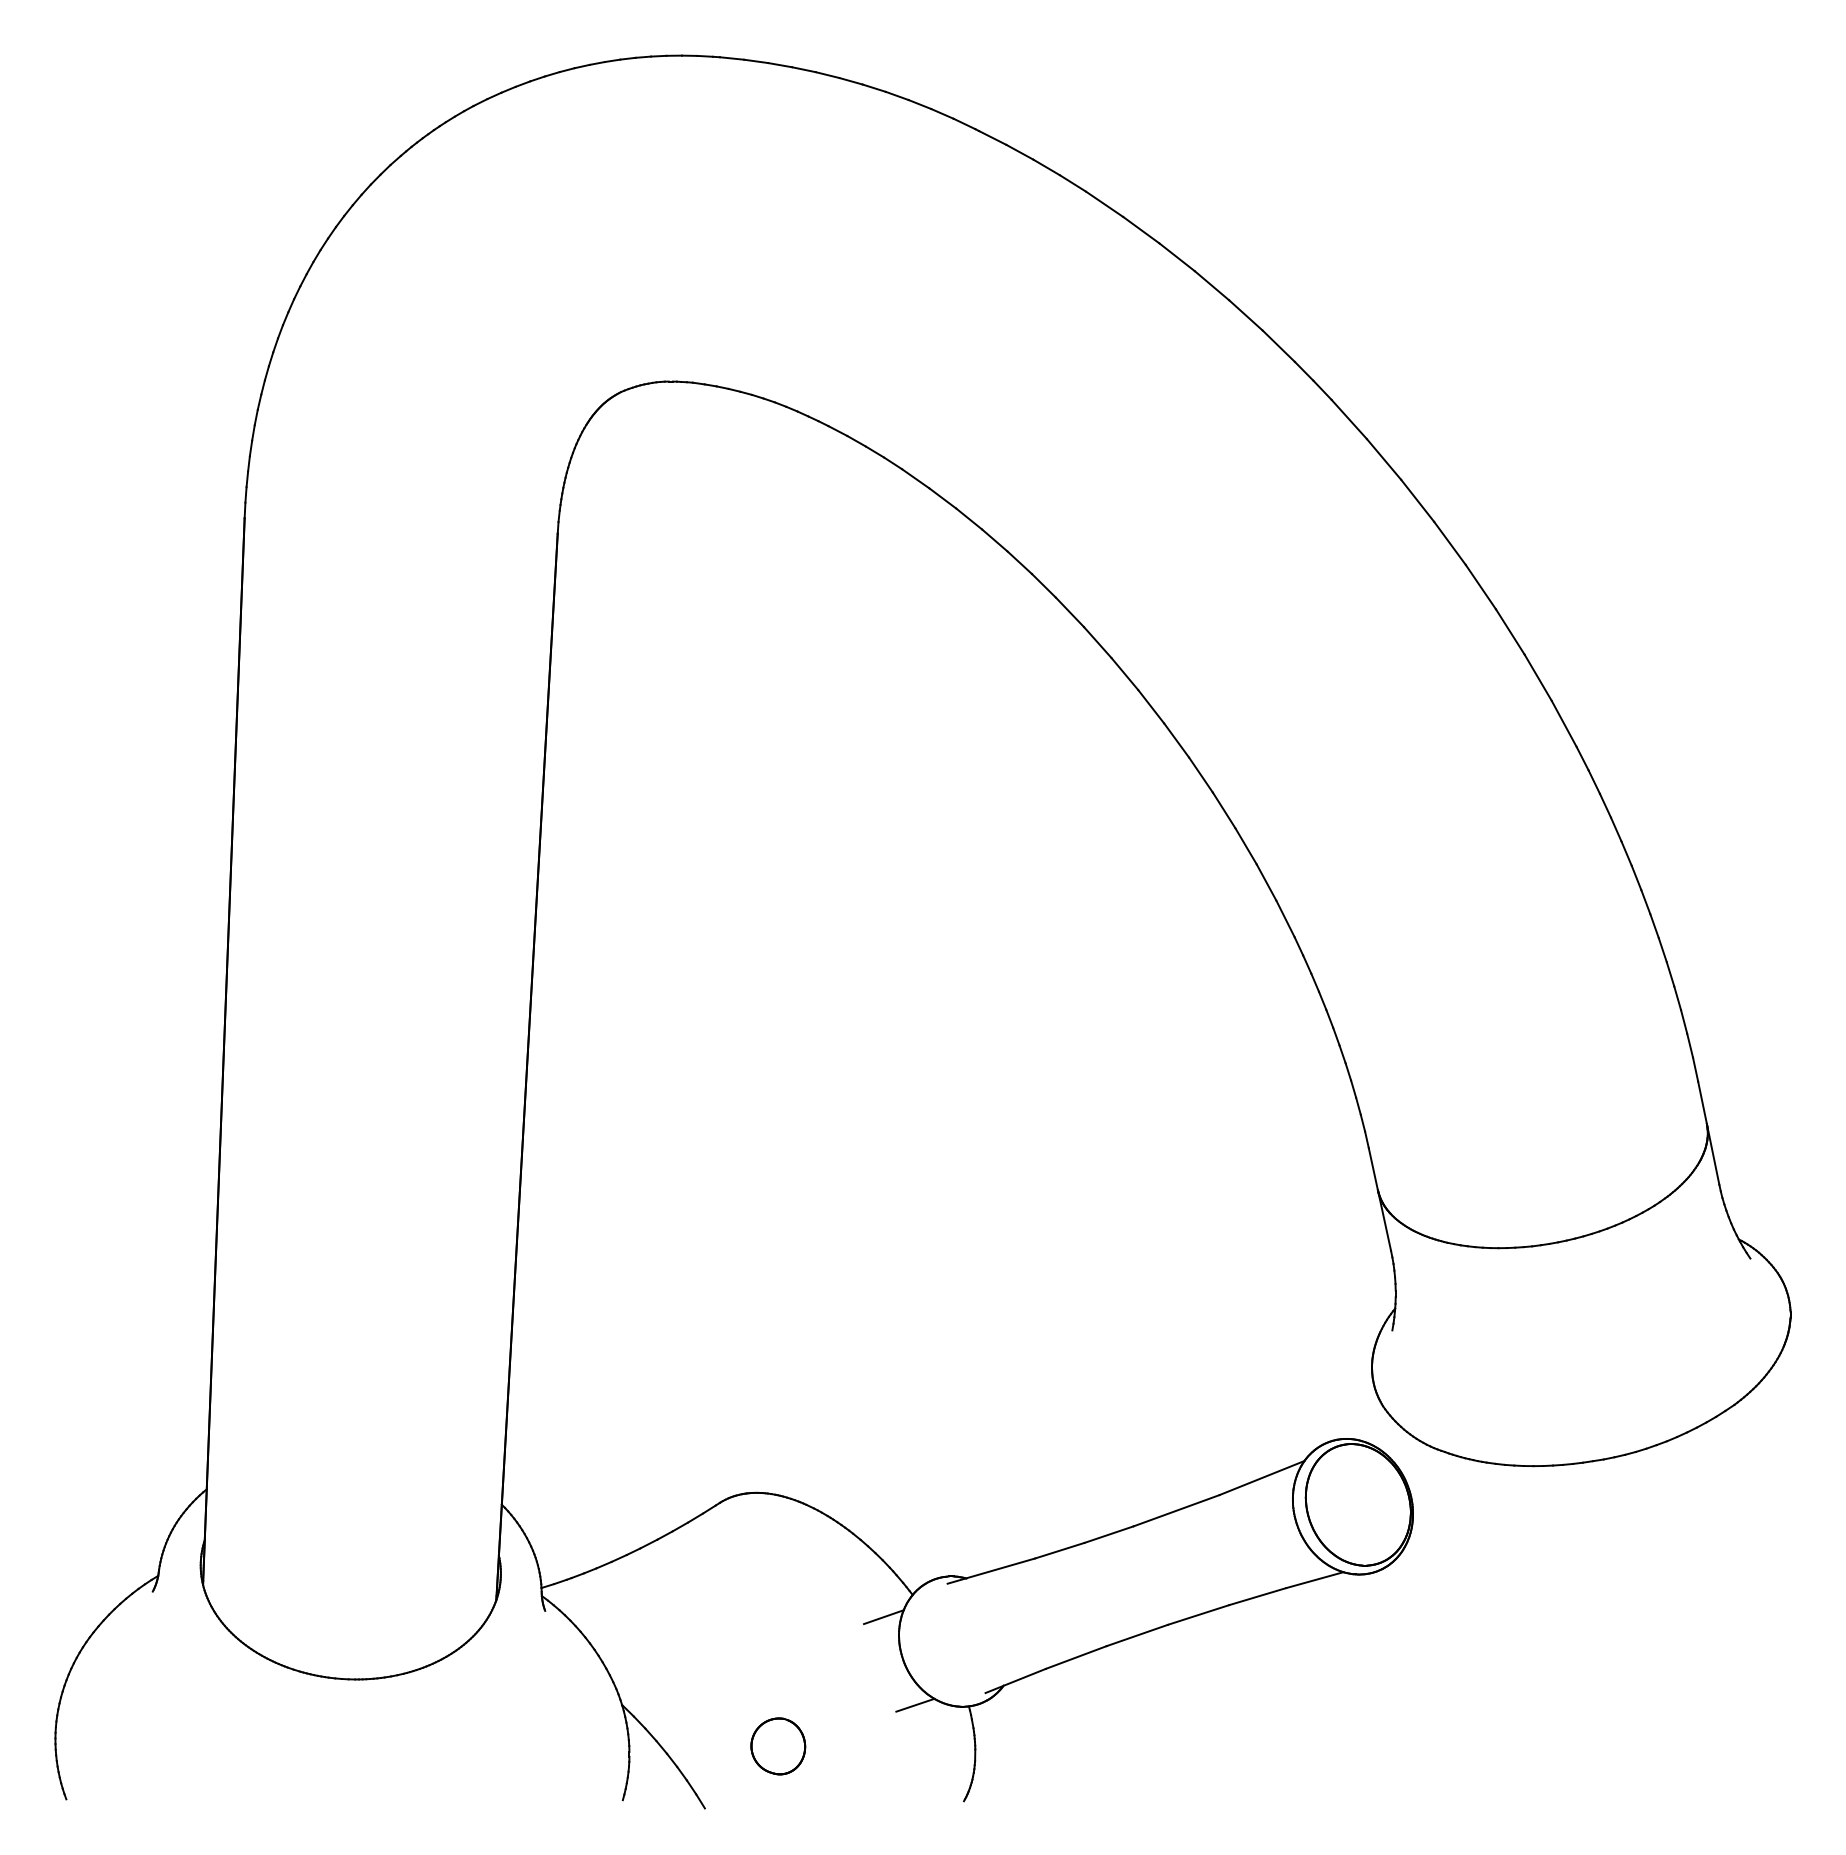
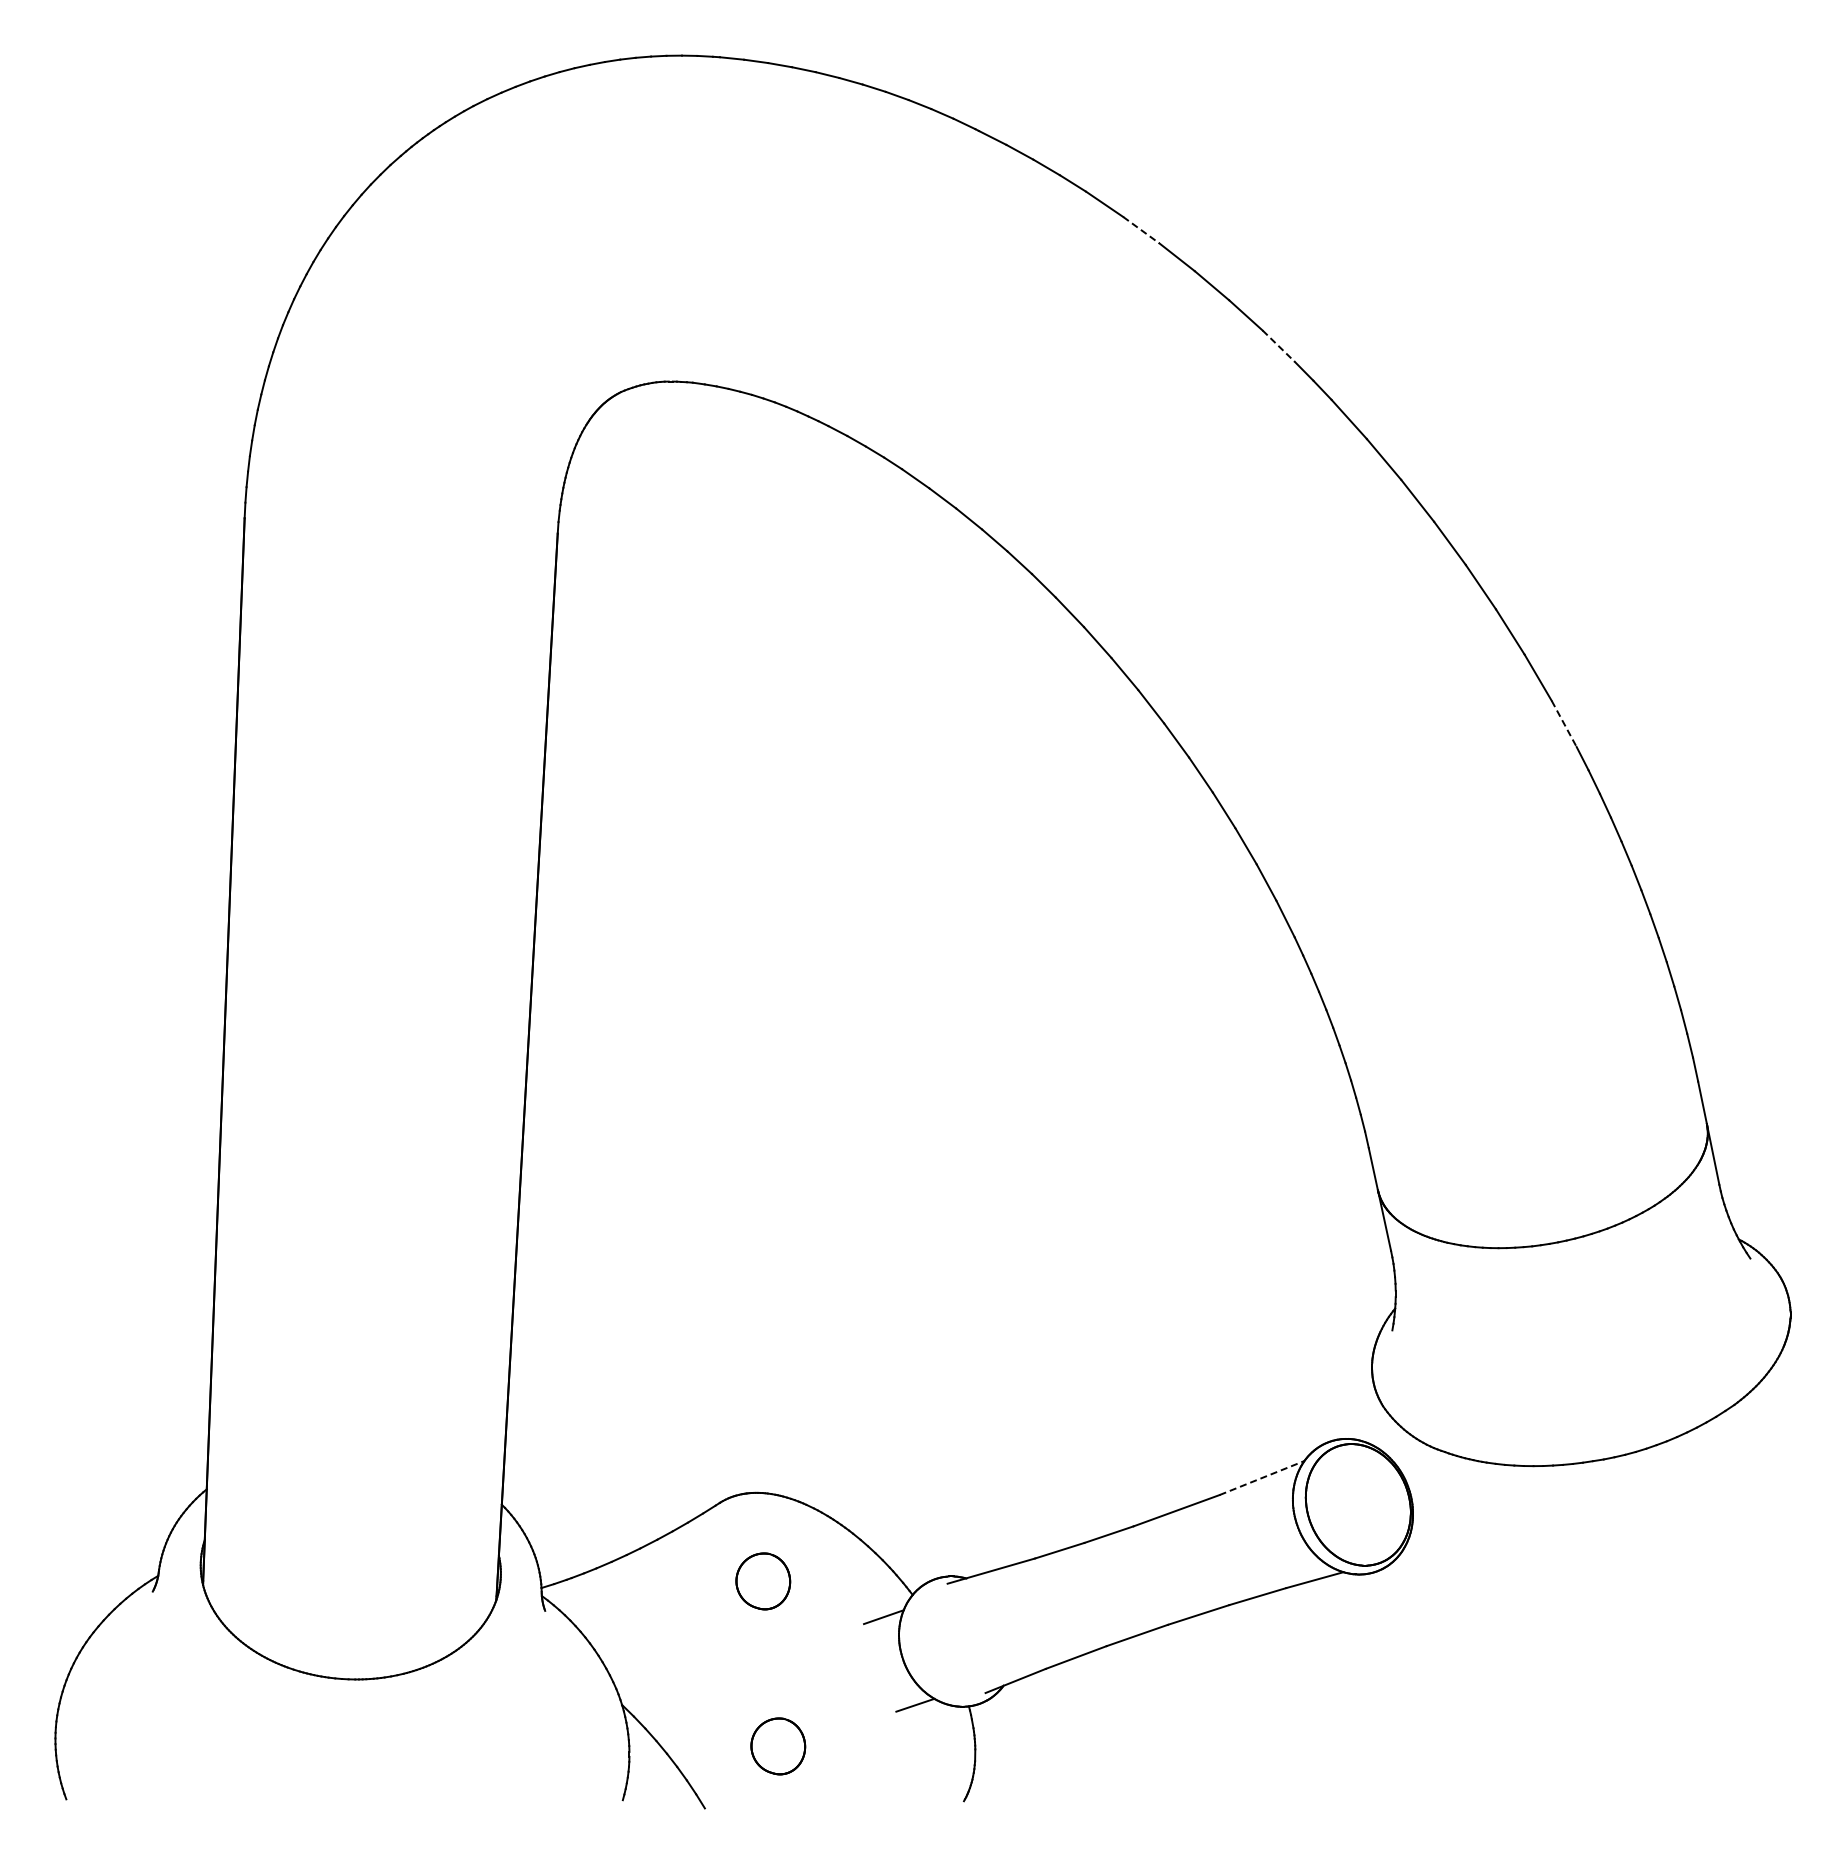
line: solid -> dashed (1141, 230)
line: solid -> dashed (1278, 346)
line: solid -> dashed (1564, 724)
line: solid -> dashed (1262, 1478)
part: none -> present (763, 1581)
